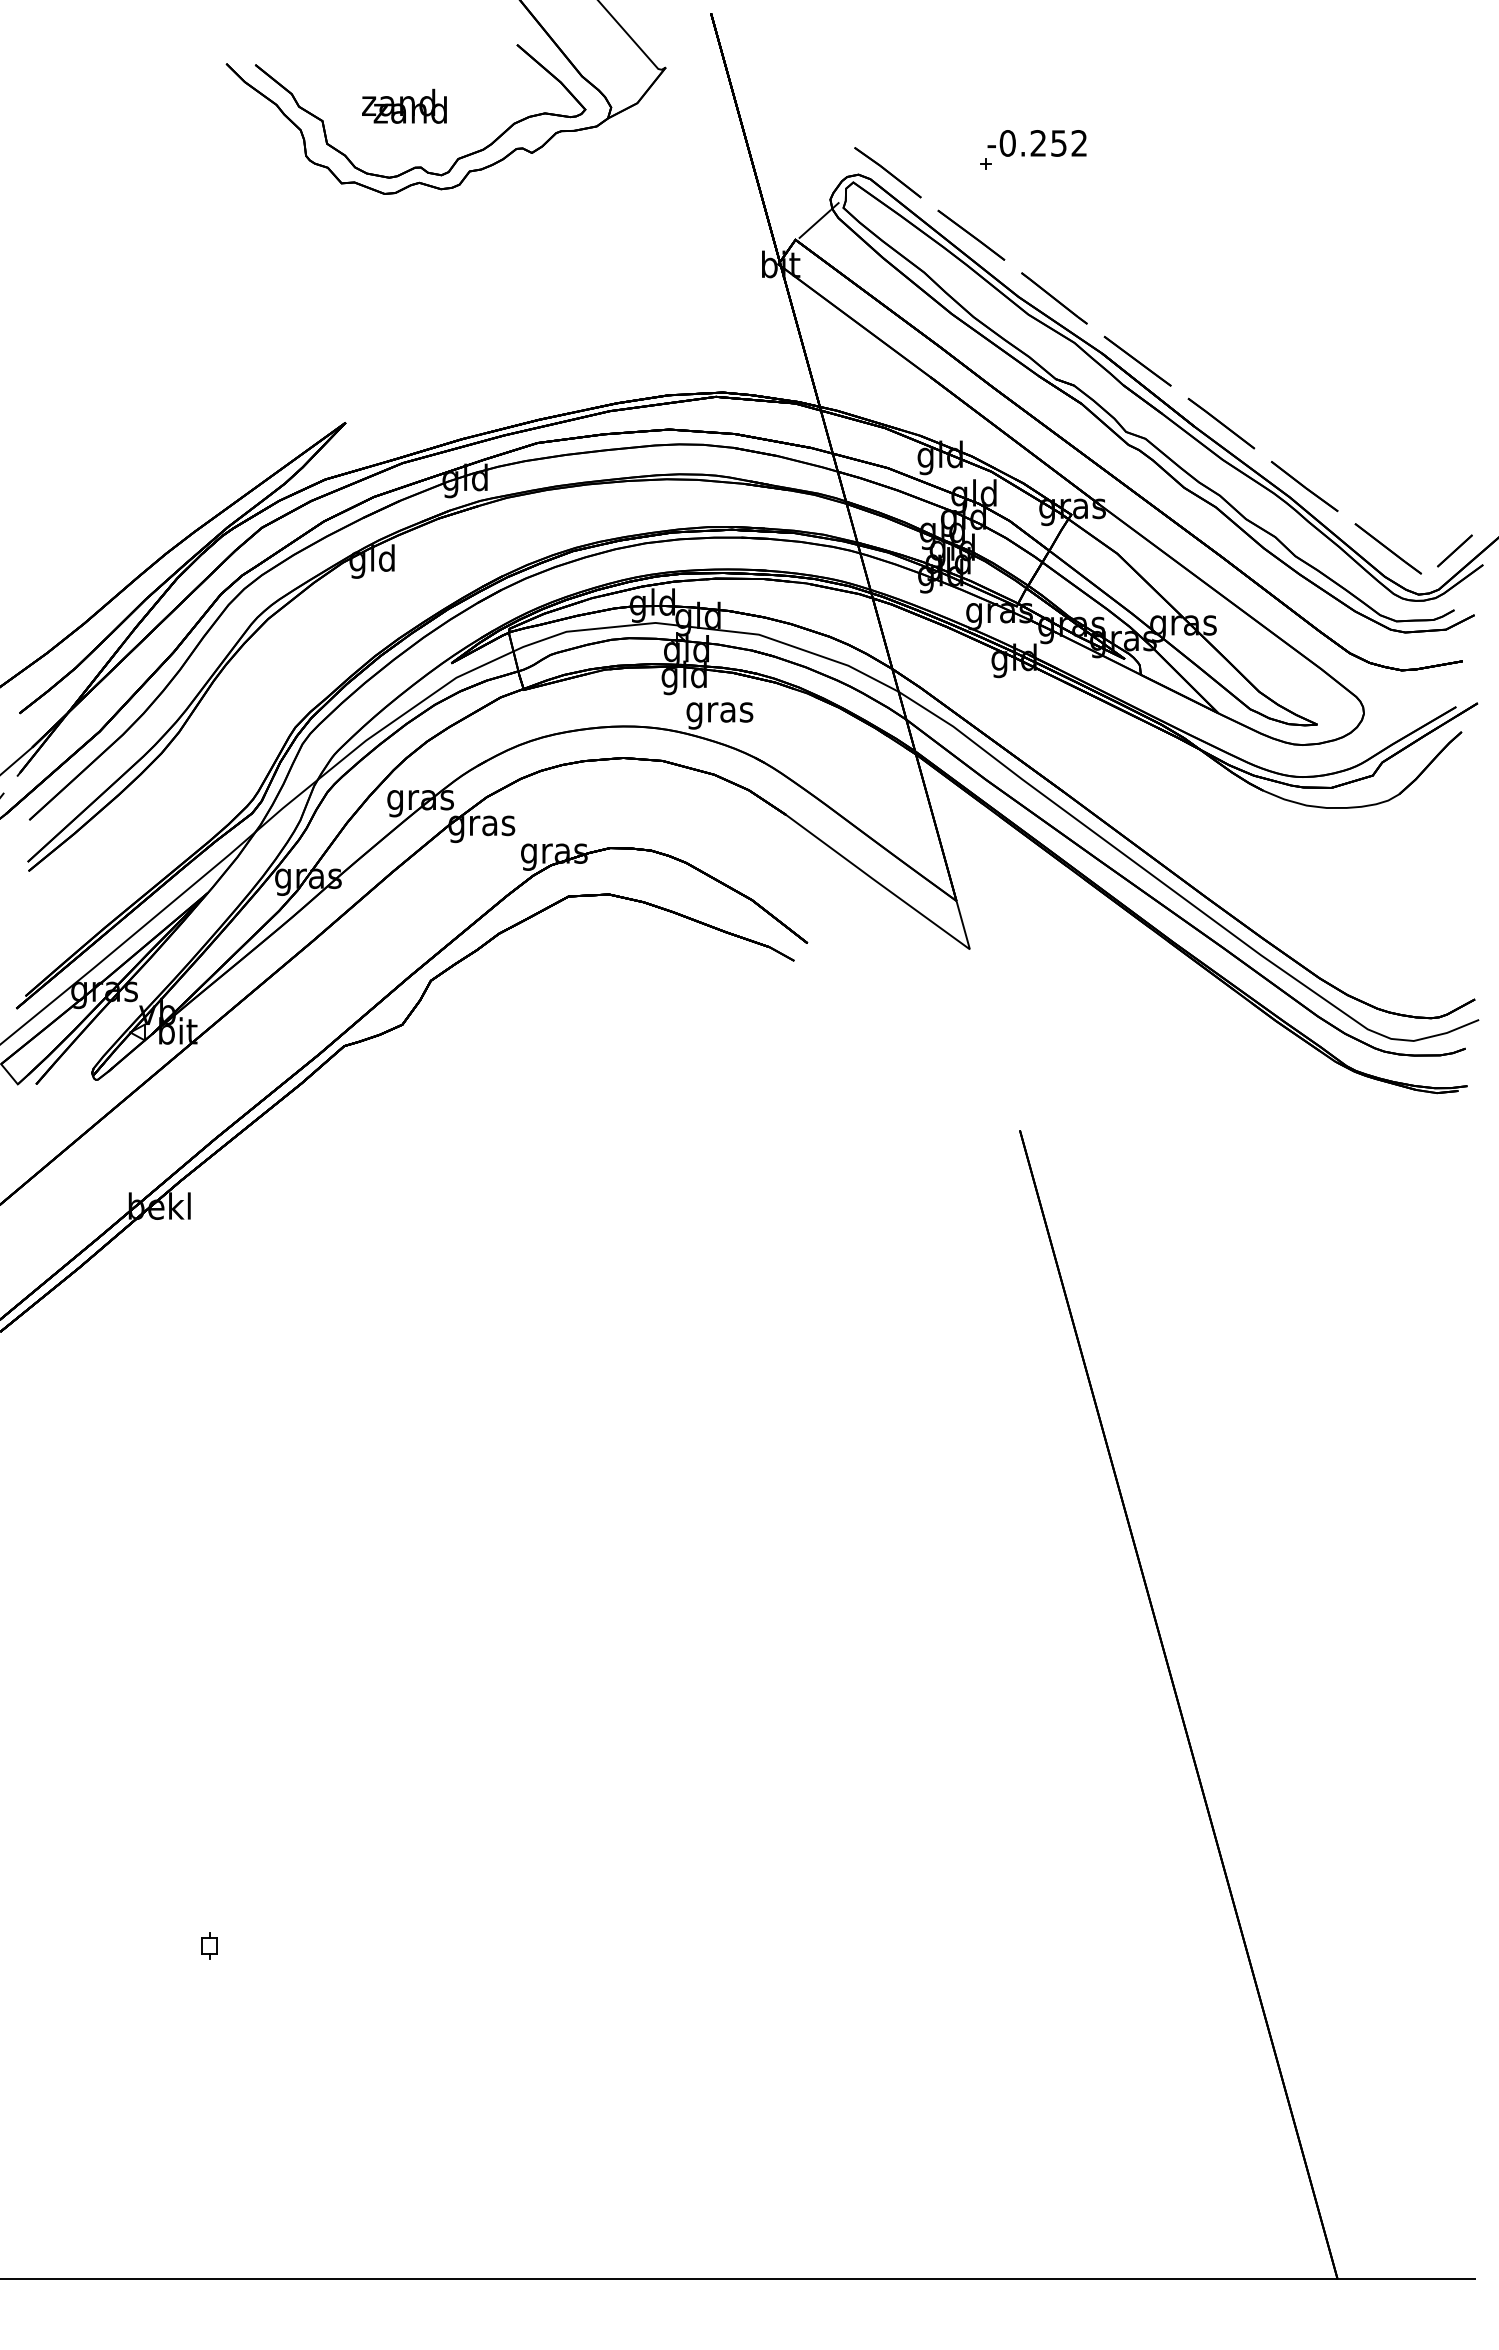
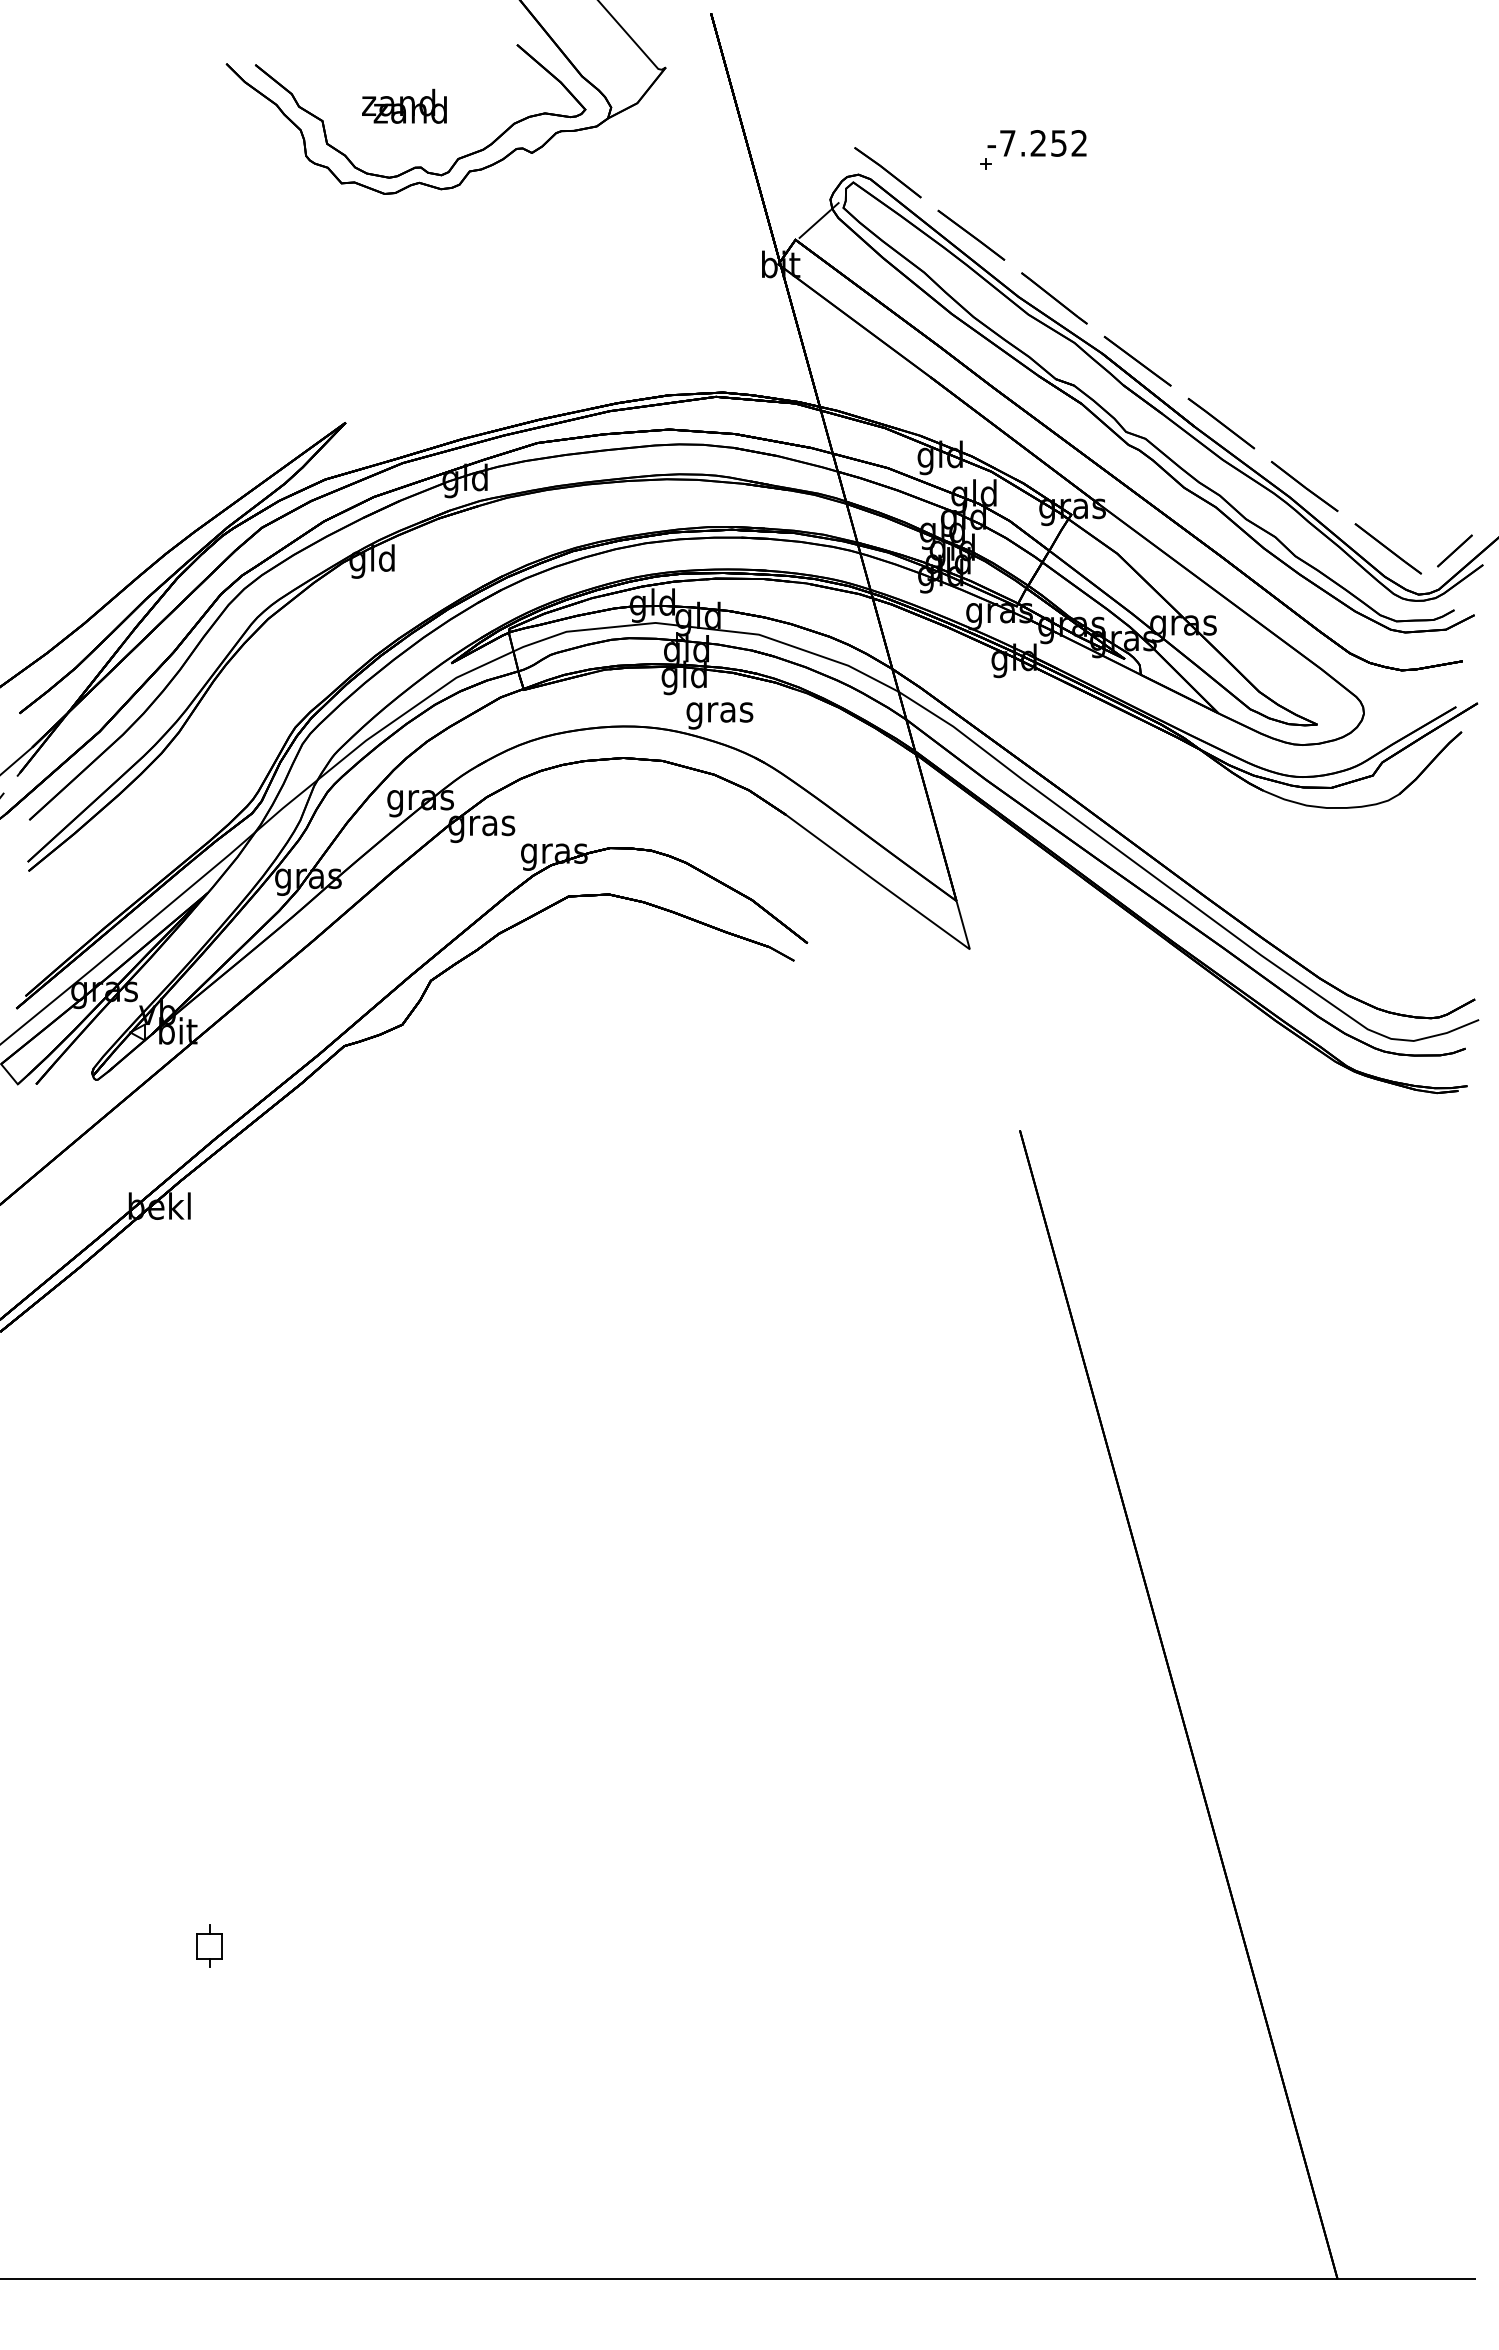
text: -0.252 -> -7.252 (1007, 143)
part size: 17x28 px -> 27x44 px (209, 1945)
